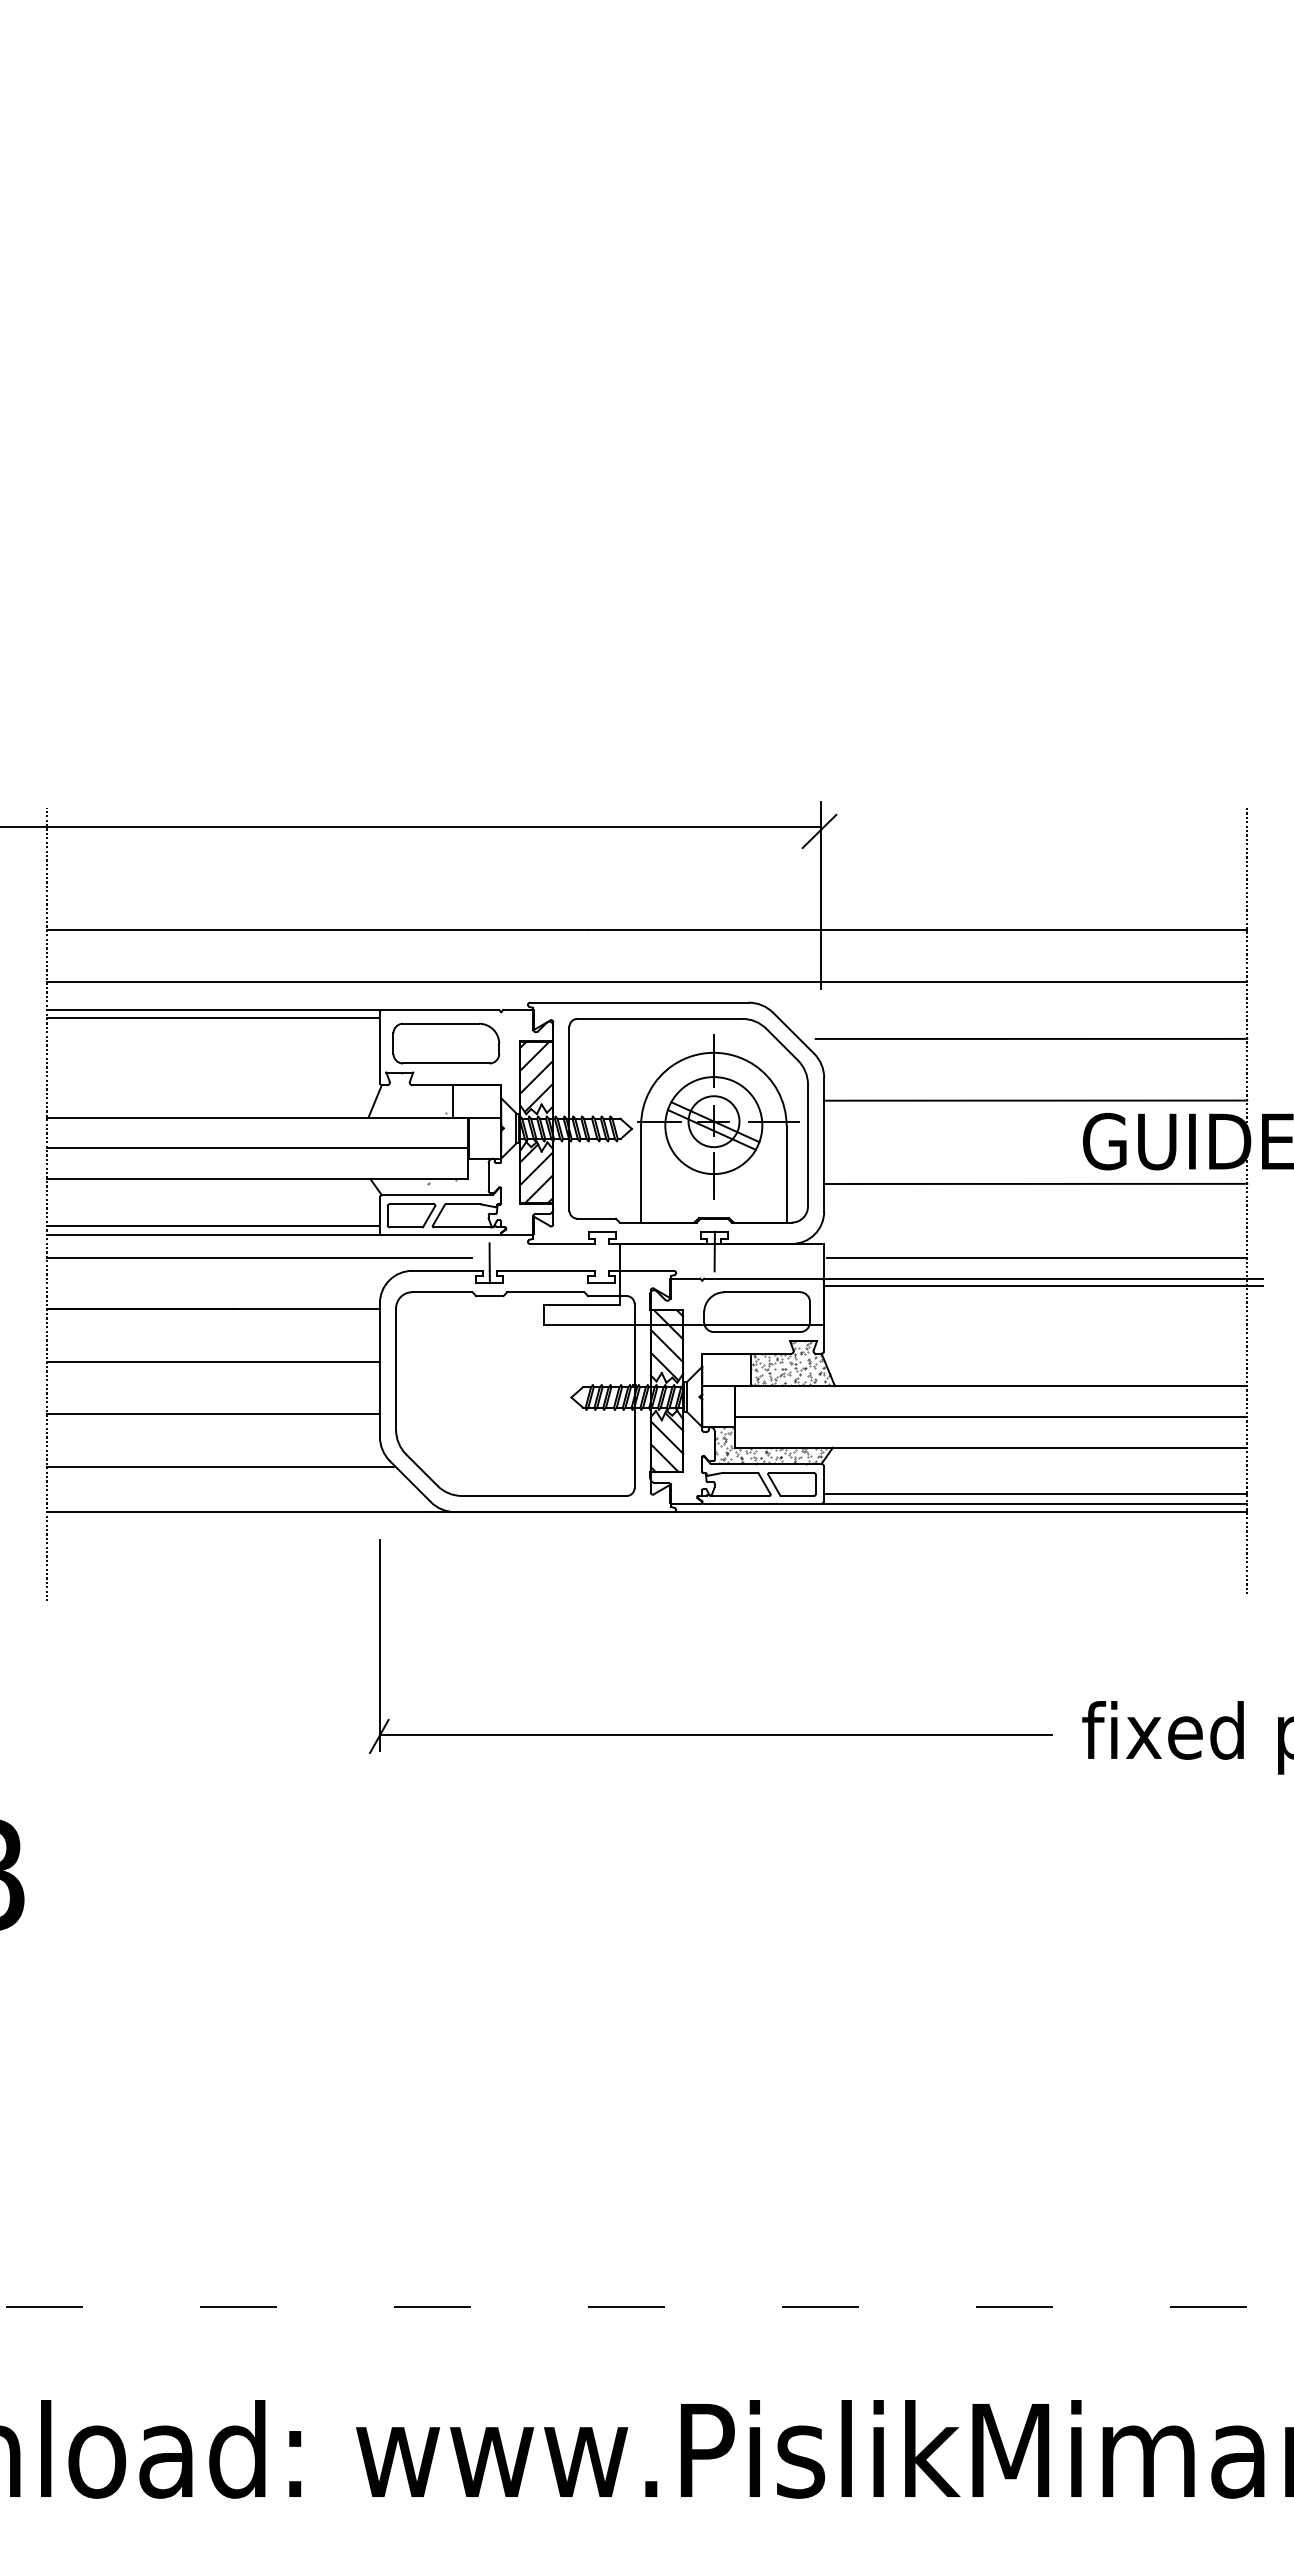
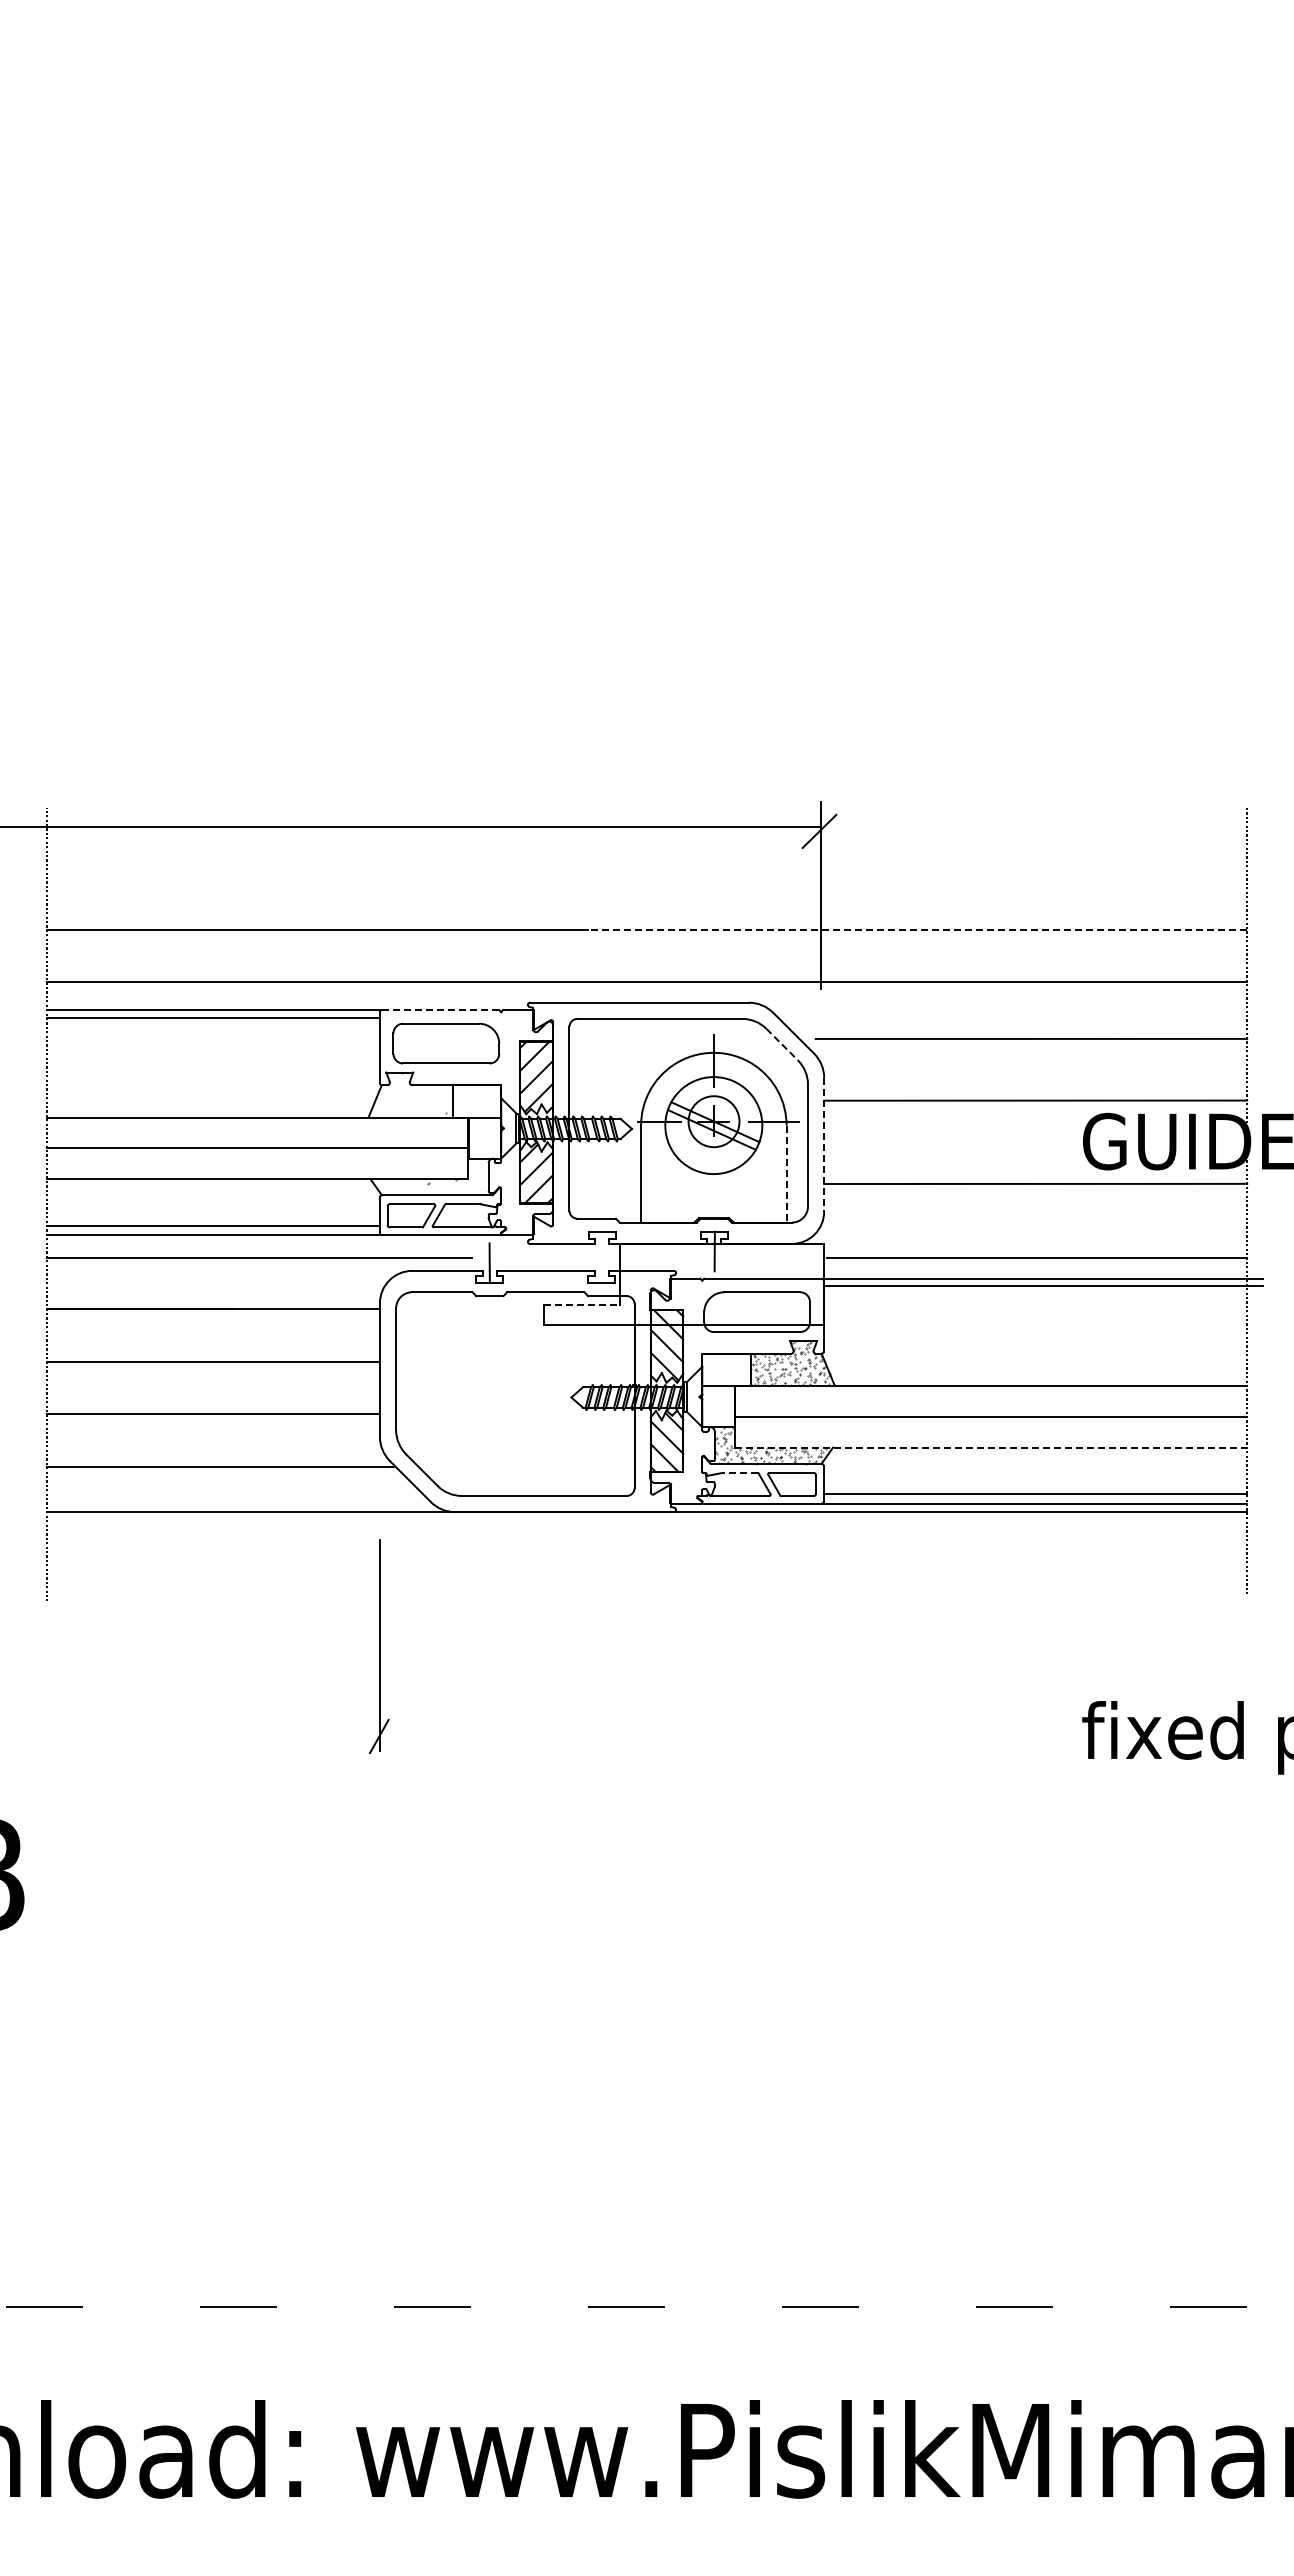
line: solid -> dashed (917, 930)
line: solid -> dashed (440, 1010)
line: solid -> dashed (782, 1044)
line: solid -> dashed (824, 1144)
line: solid -> dashed (786, 1174)
line: present -> none (714, 1176)
line: solid -> dashed (582, 1304)
line: solid -> dashed (991, 1447)
line: solid -> dashed (739, 1472)
line: present -> none (715, 1734)
